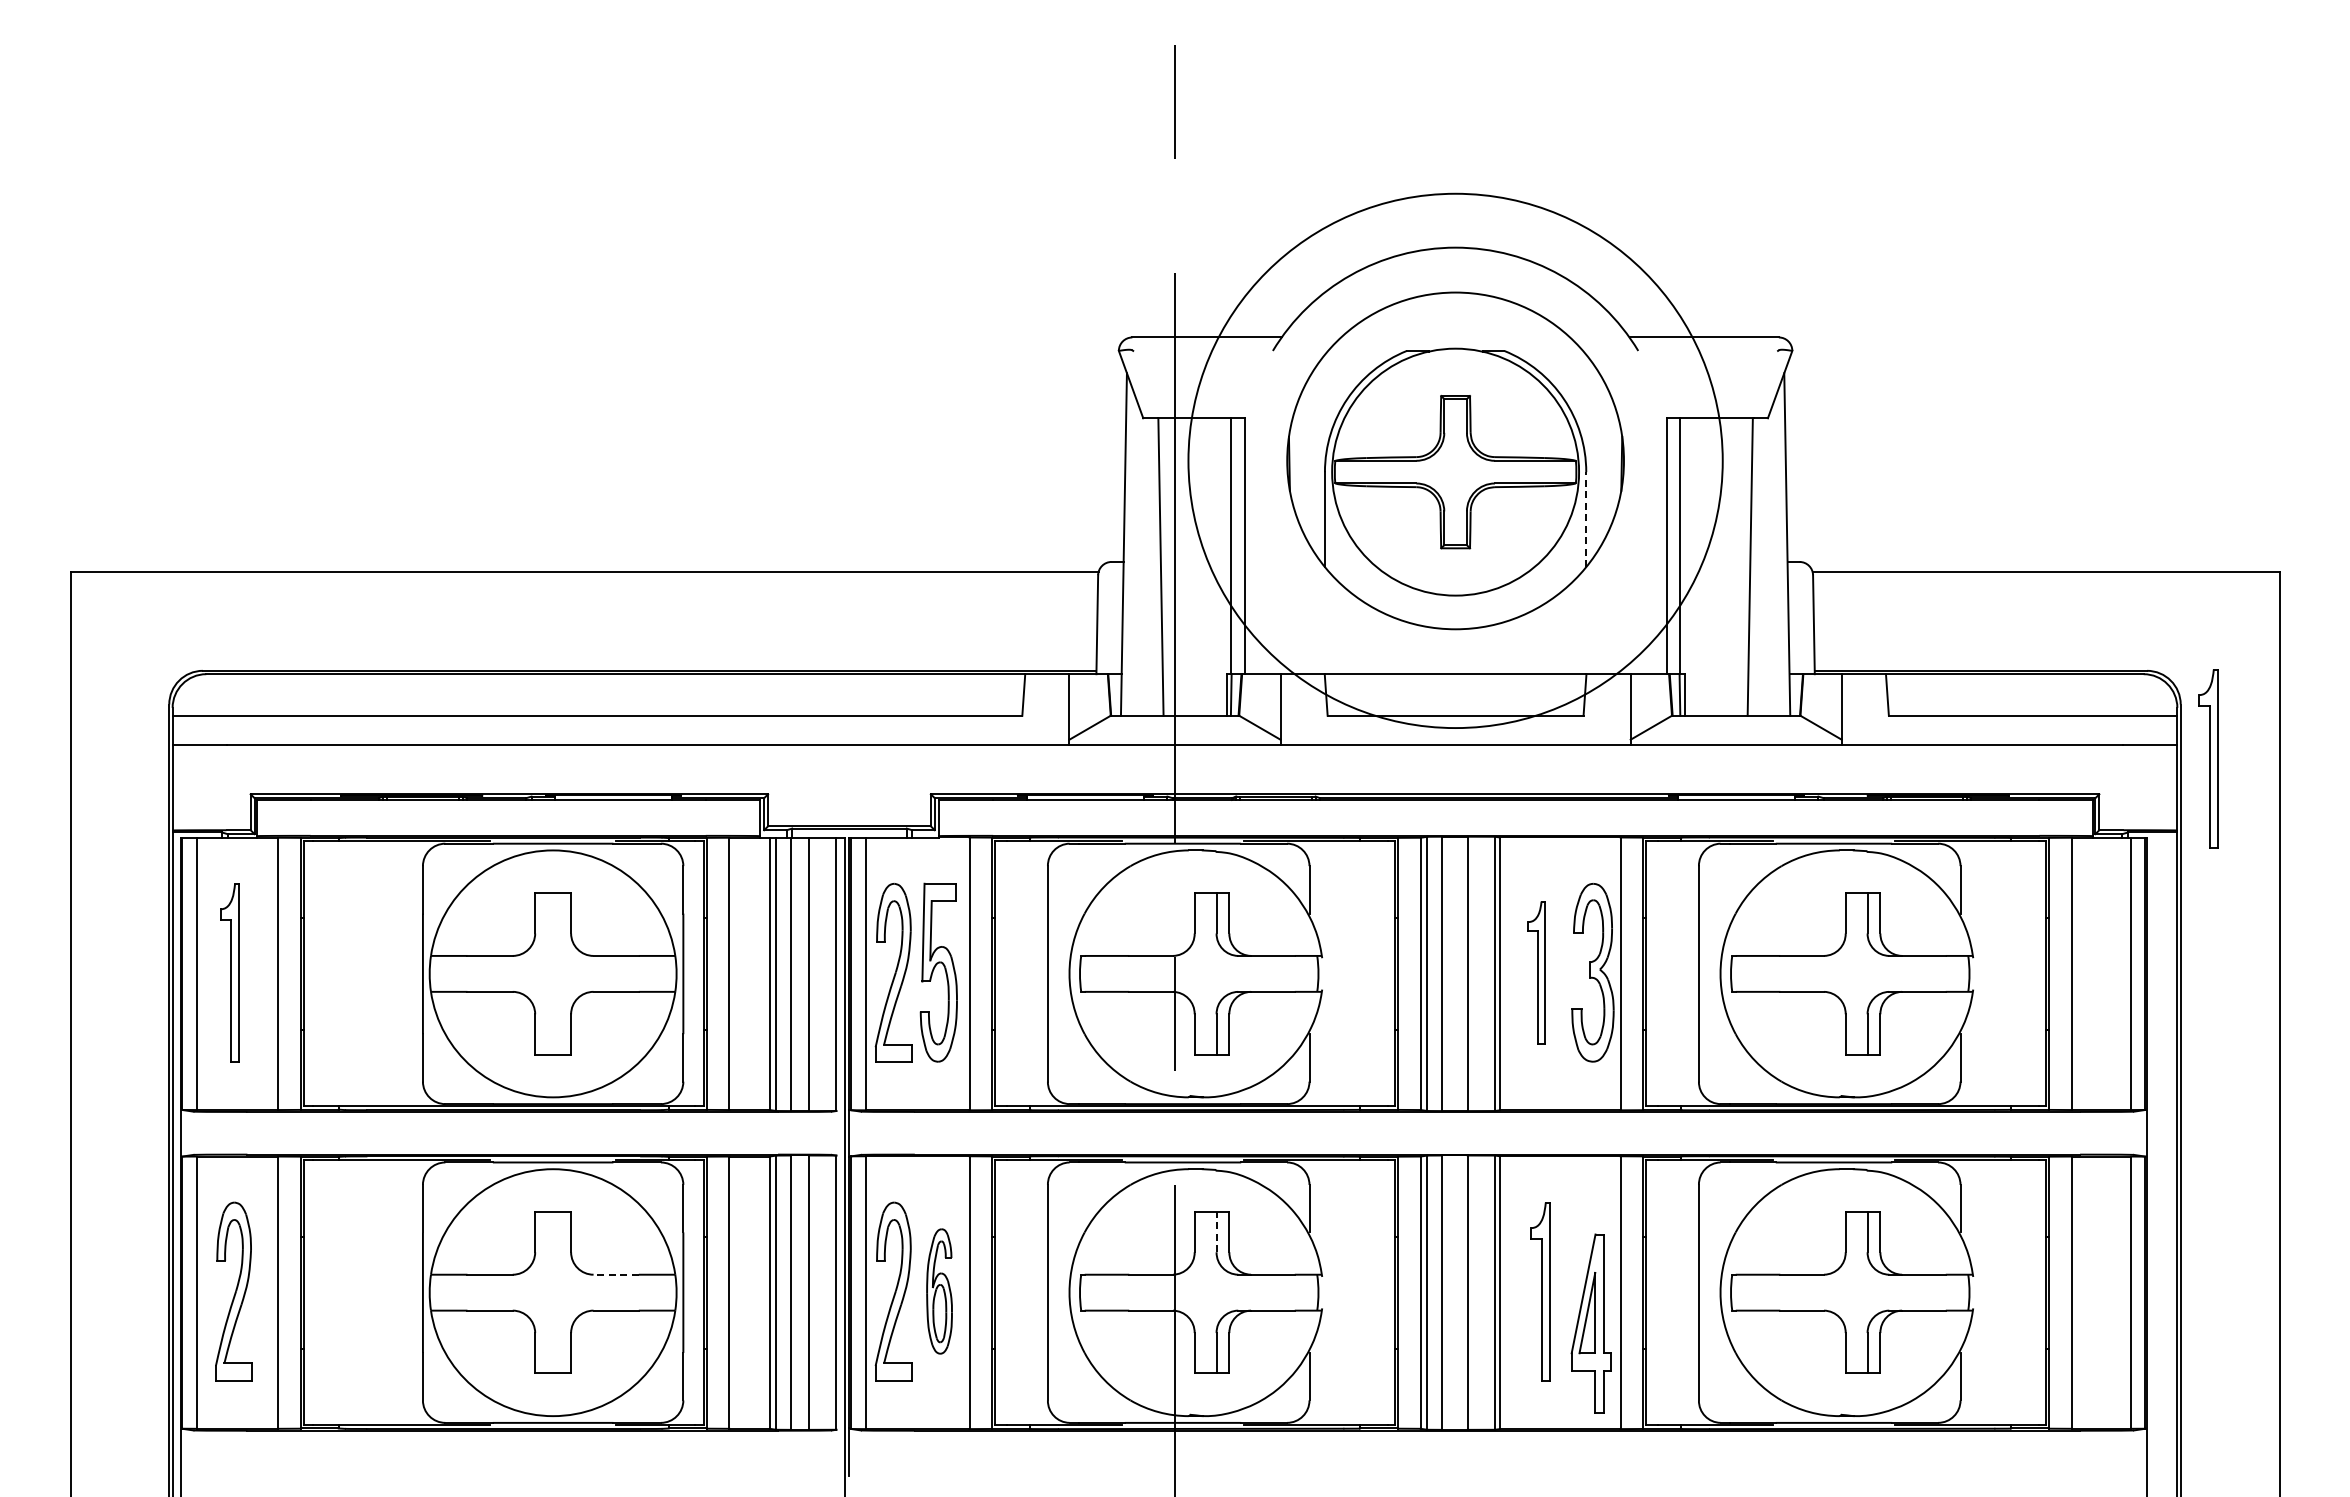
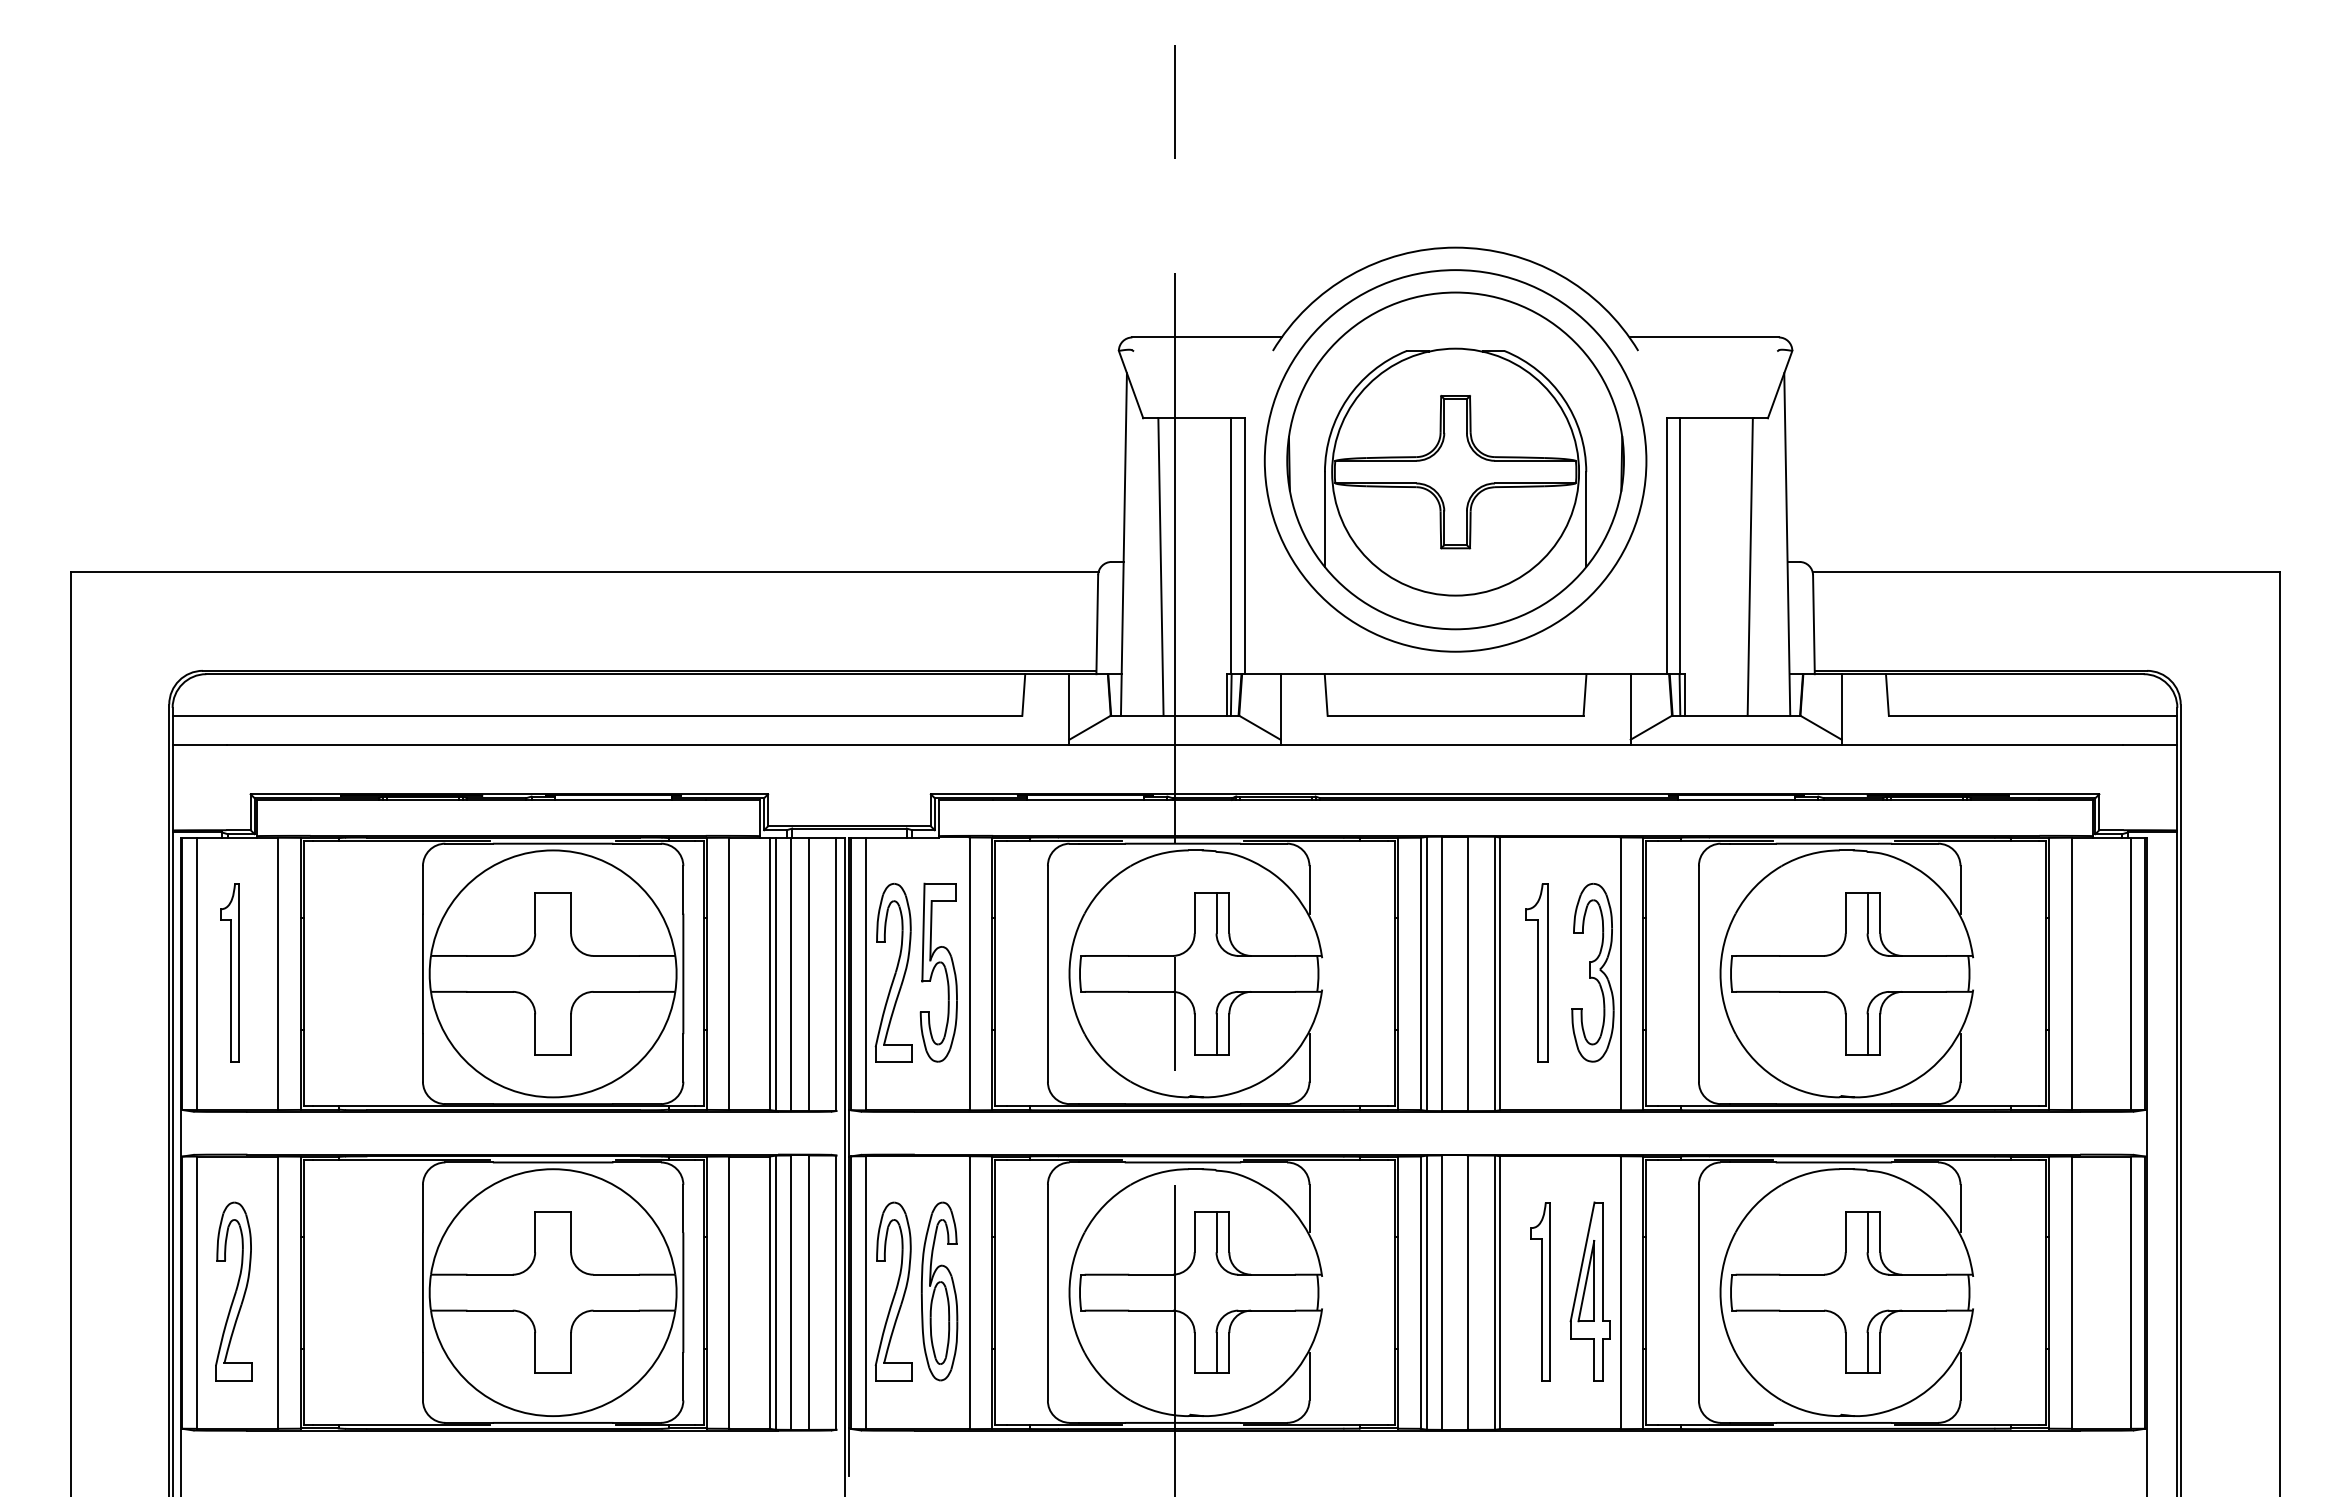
circle diameter: 534 px -> 382 px (1455, 460)
line: dashed -> solid (1586, 519)
part: present -> none (2208, 758)
part size: 19x144 px -> 24x180 px (1536, 972)
line: dashed -> solid (1216, 1231)
line: dashed -> solid (616, 1274)
part size: 27x127 px -> 39x181 px (939, 1291)
part position: (1590, 1323) -> (1589, 1291) (1589, 1291)
